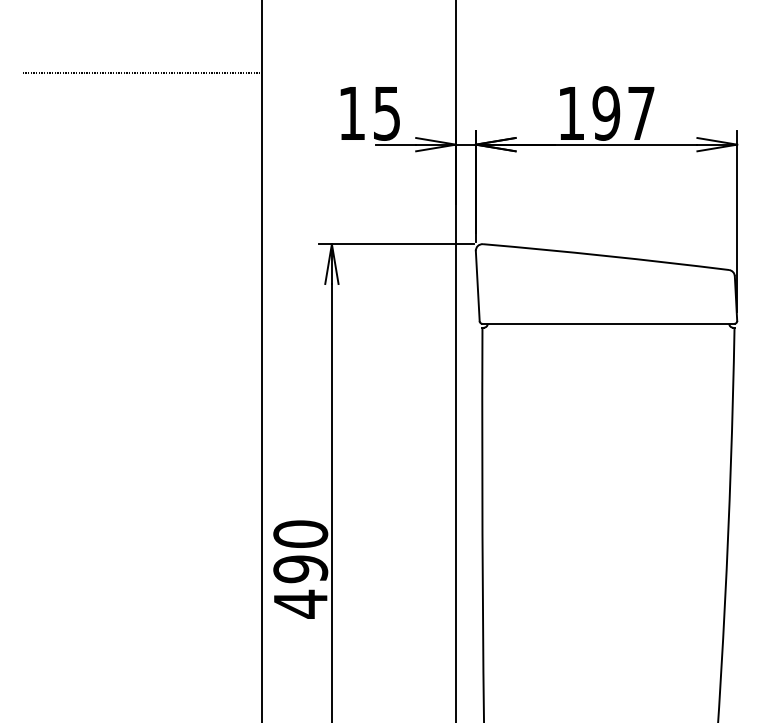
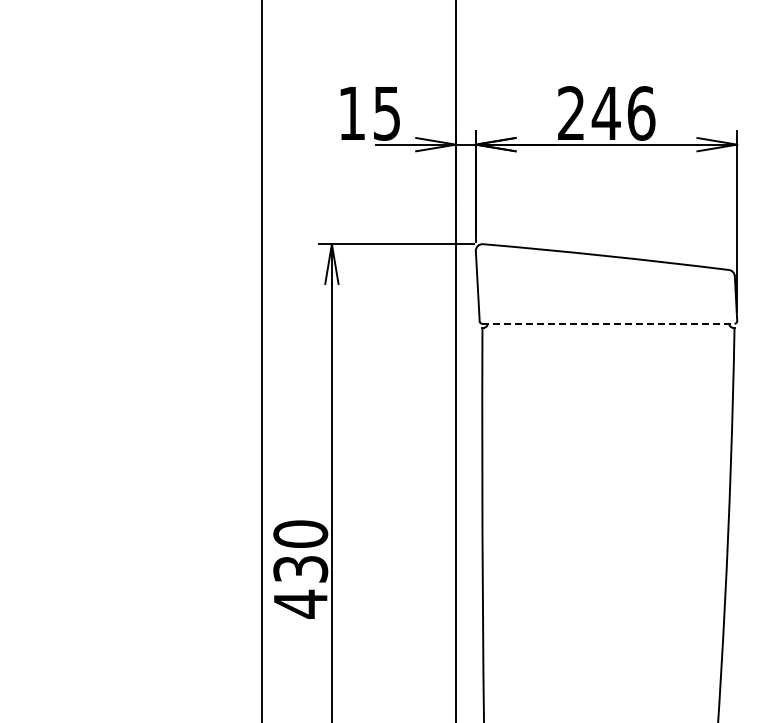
line: present -> none (141, 73)
text: 197 -> 246 (606, 113)
line: solid -> dashed (608, 323)
text: 490 -> 430 (300, 569)
